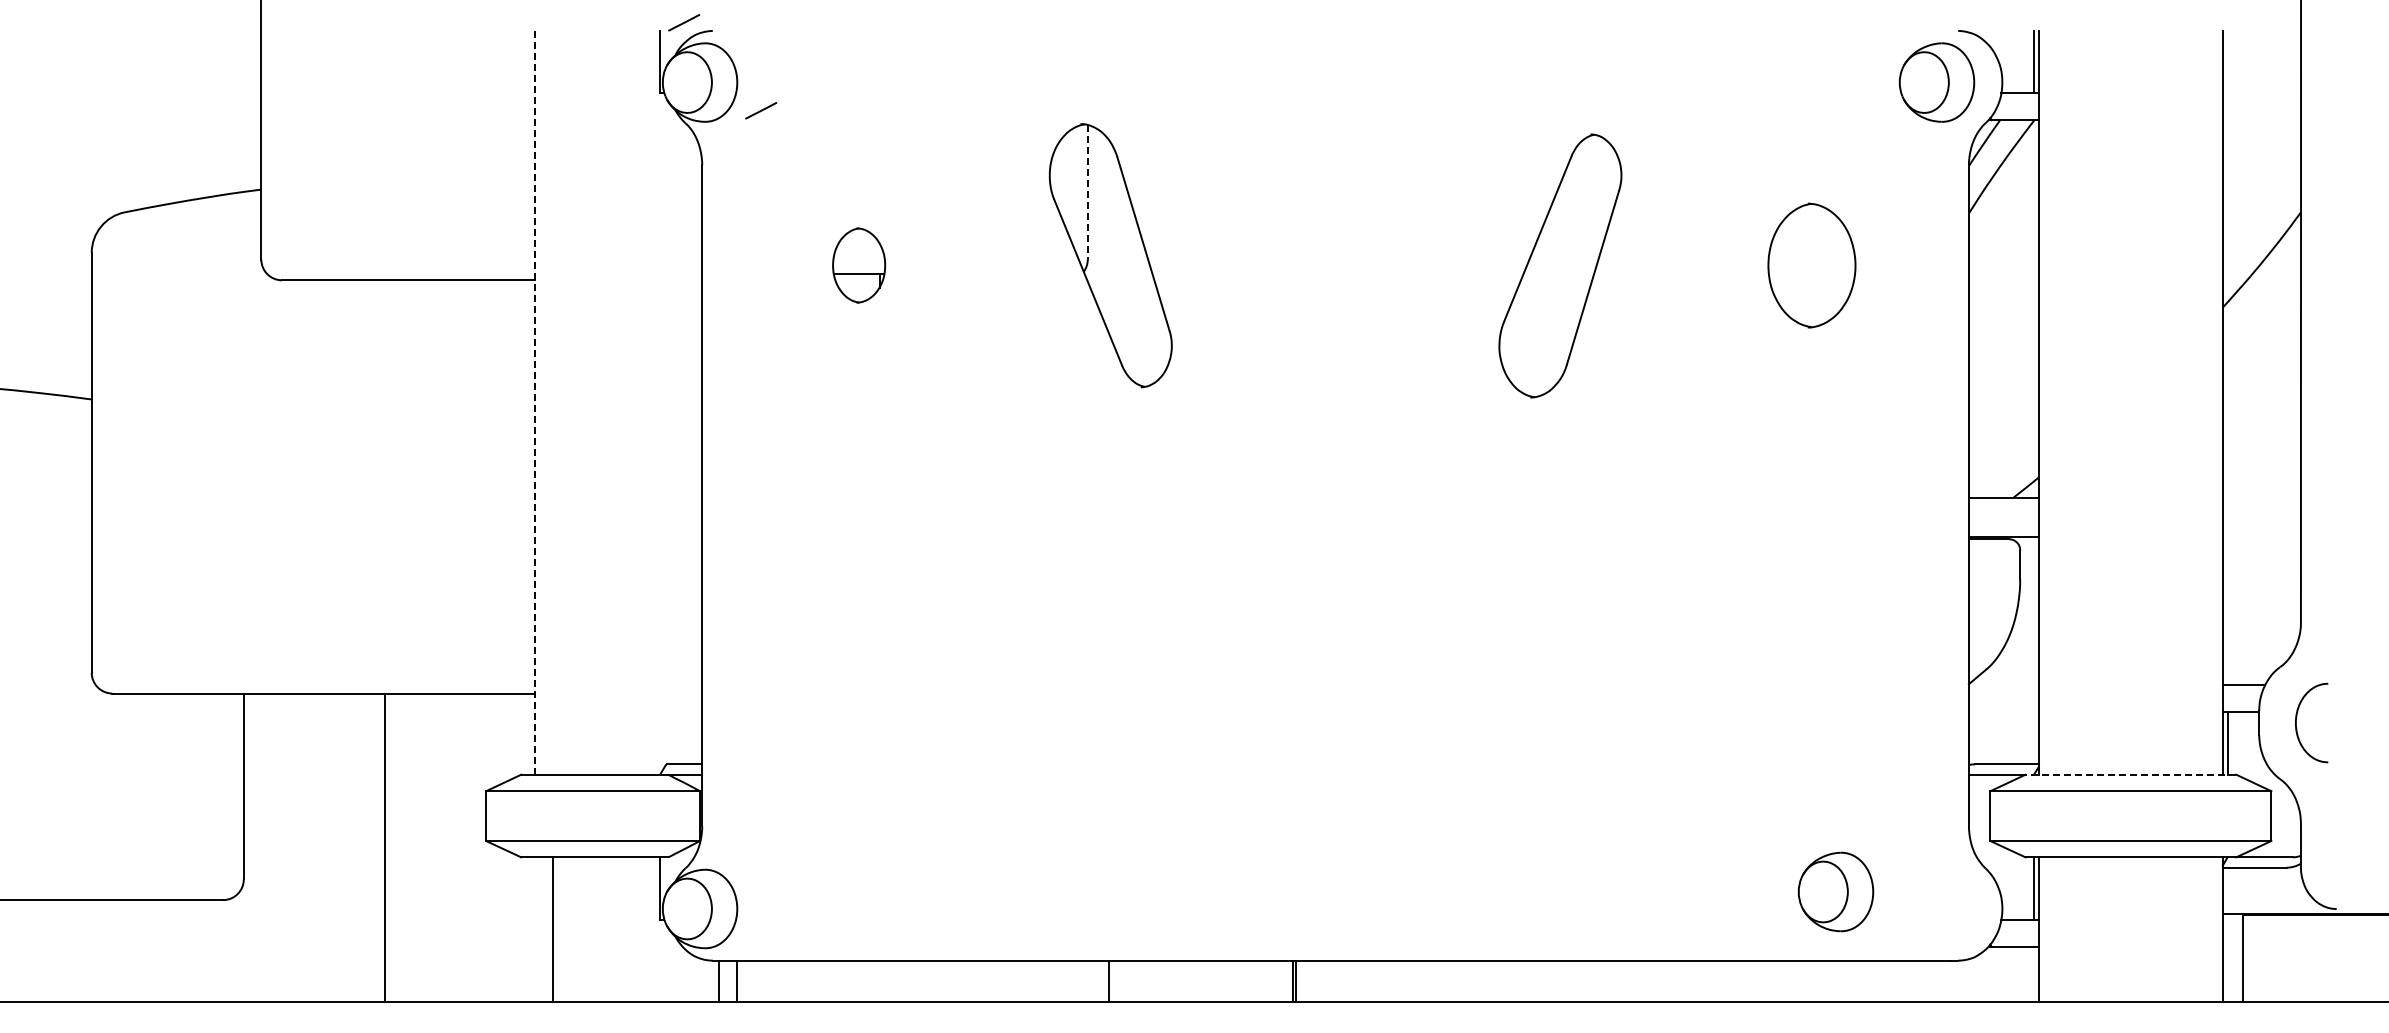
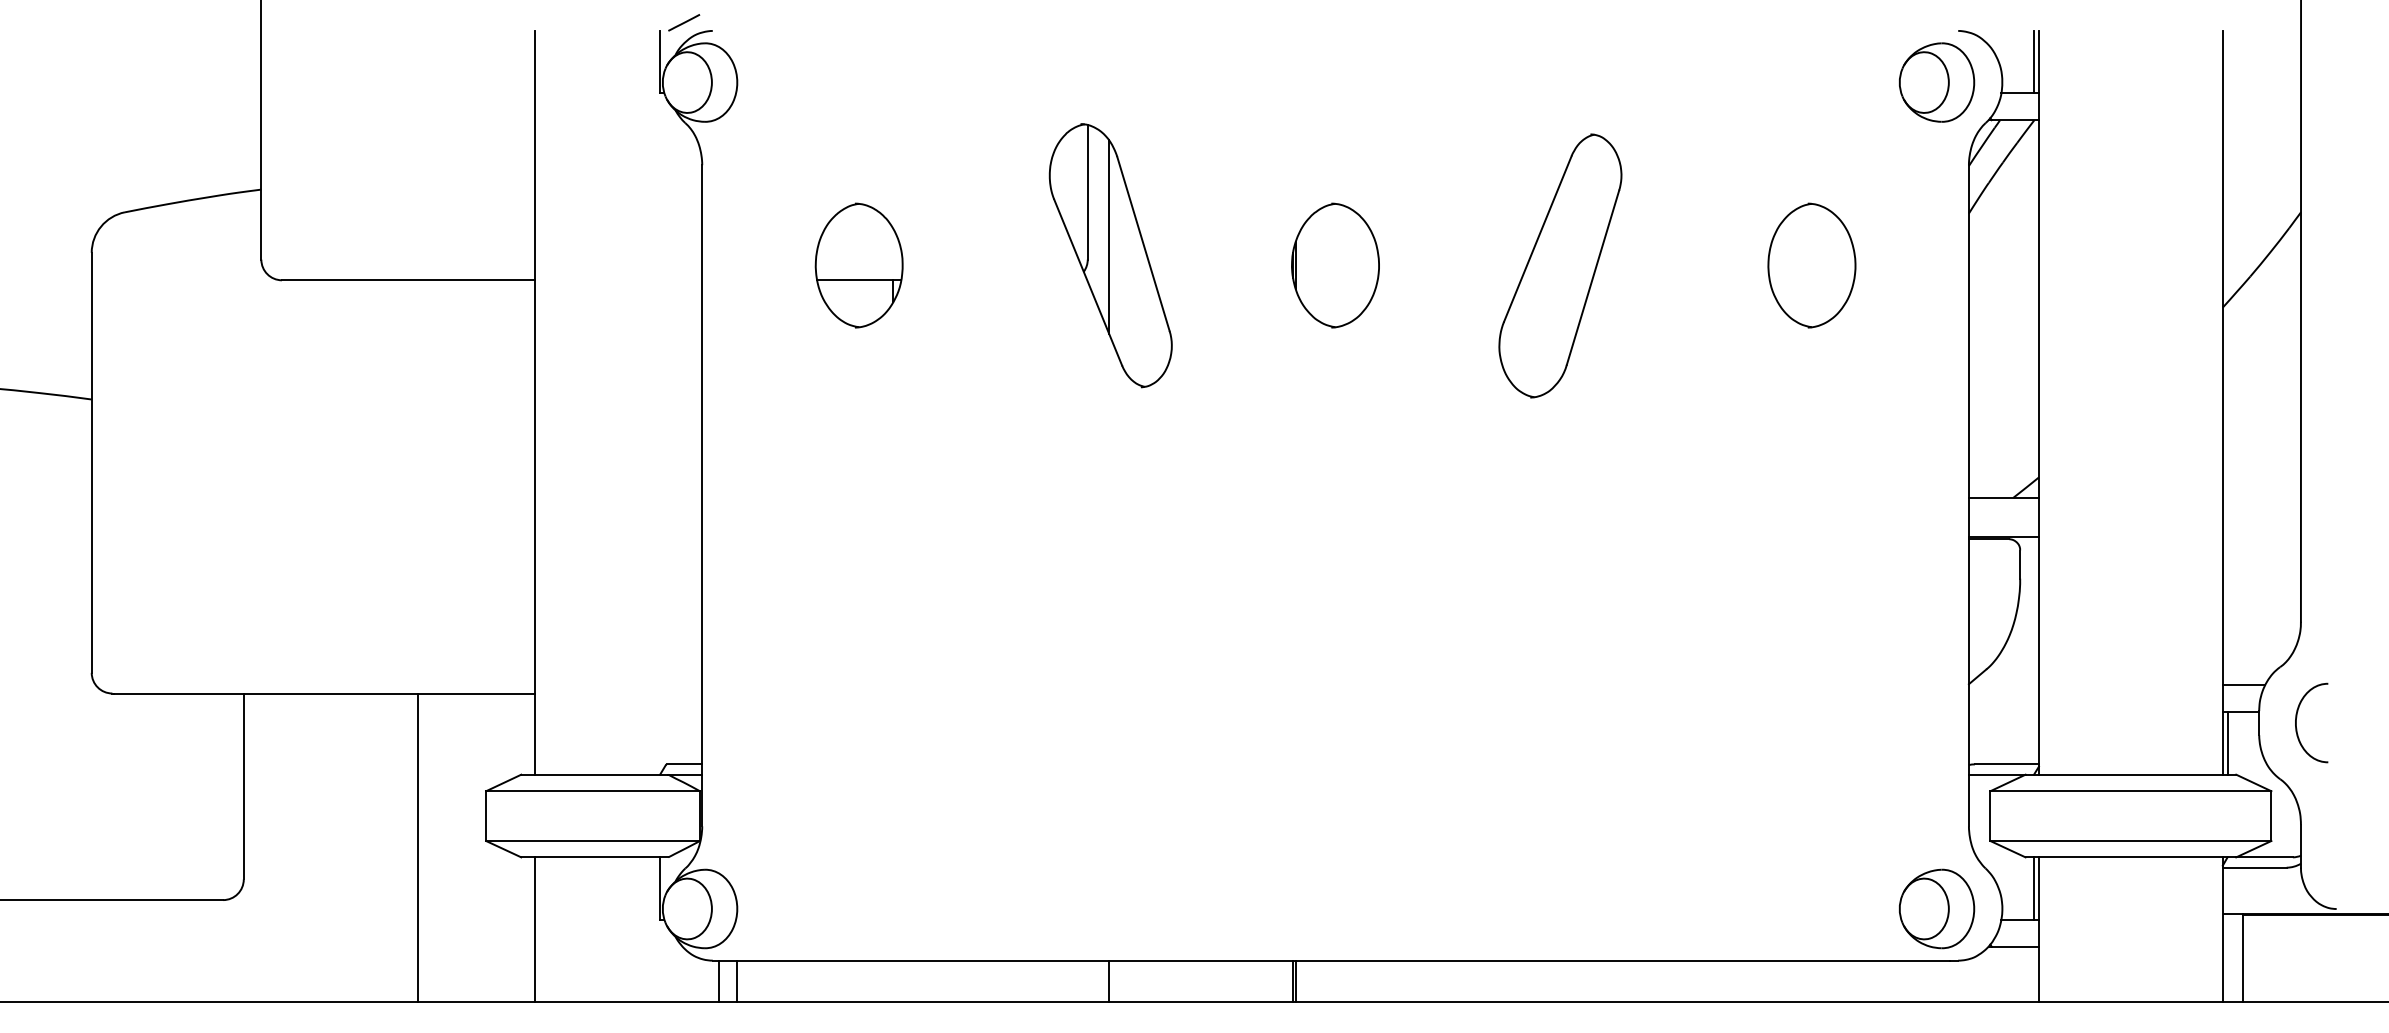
line: present -> none (761, 110)
line: dashed -> solid (1087, 192)
line: none -> present (1109, 237)
part size: 55x77 px -> 90x127 px (858, 265)
part: none -> present (1335, 265)
line: dashed -> solid (534, 402)
line: dashed -> solid (2130, 774)
line position: (384, 847) -> (417, 847) (417, 847)
part position: (1836, 891) -> (1937, 908) (1937, 908)
line position: (552, 929) -> (534, 929) (534, 929)
